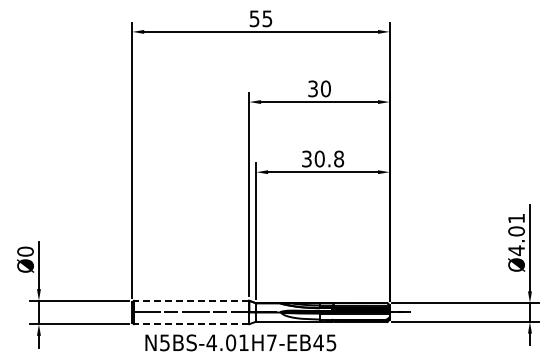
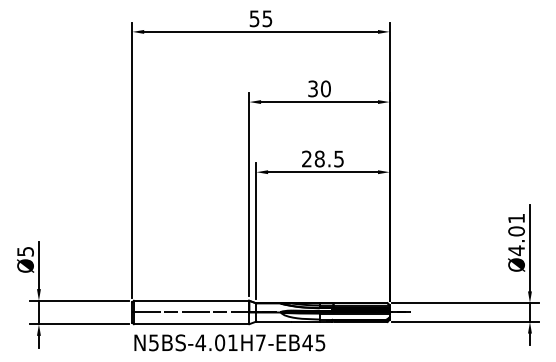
text: 30.8 -> 28.5 (323, 158)
text: Ø0 -> Ø5 (25, 251)
line: dashed -> solid (191, 300)
line: dashed -> solid (191, 324)
text position: (240, 342) -> (229, 342) (229, 342)
